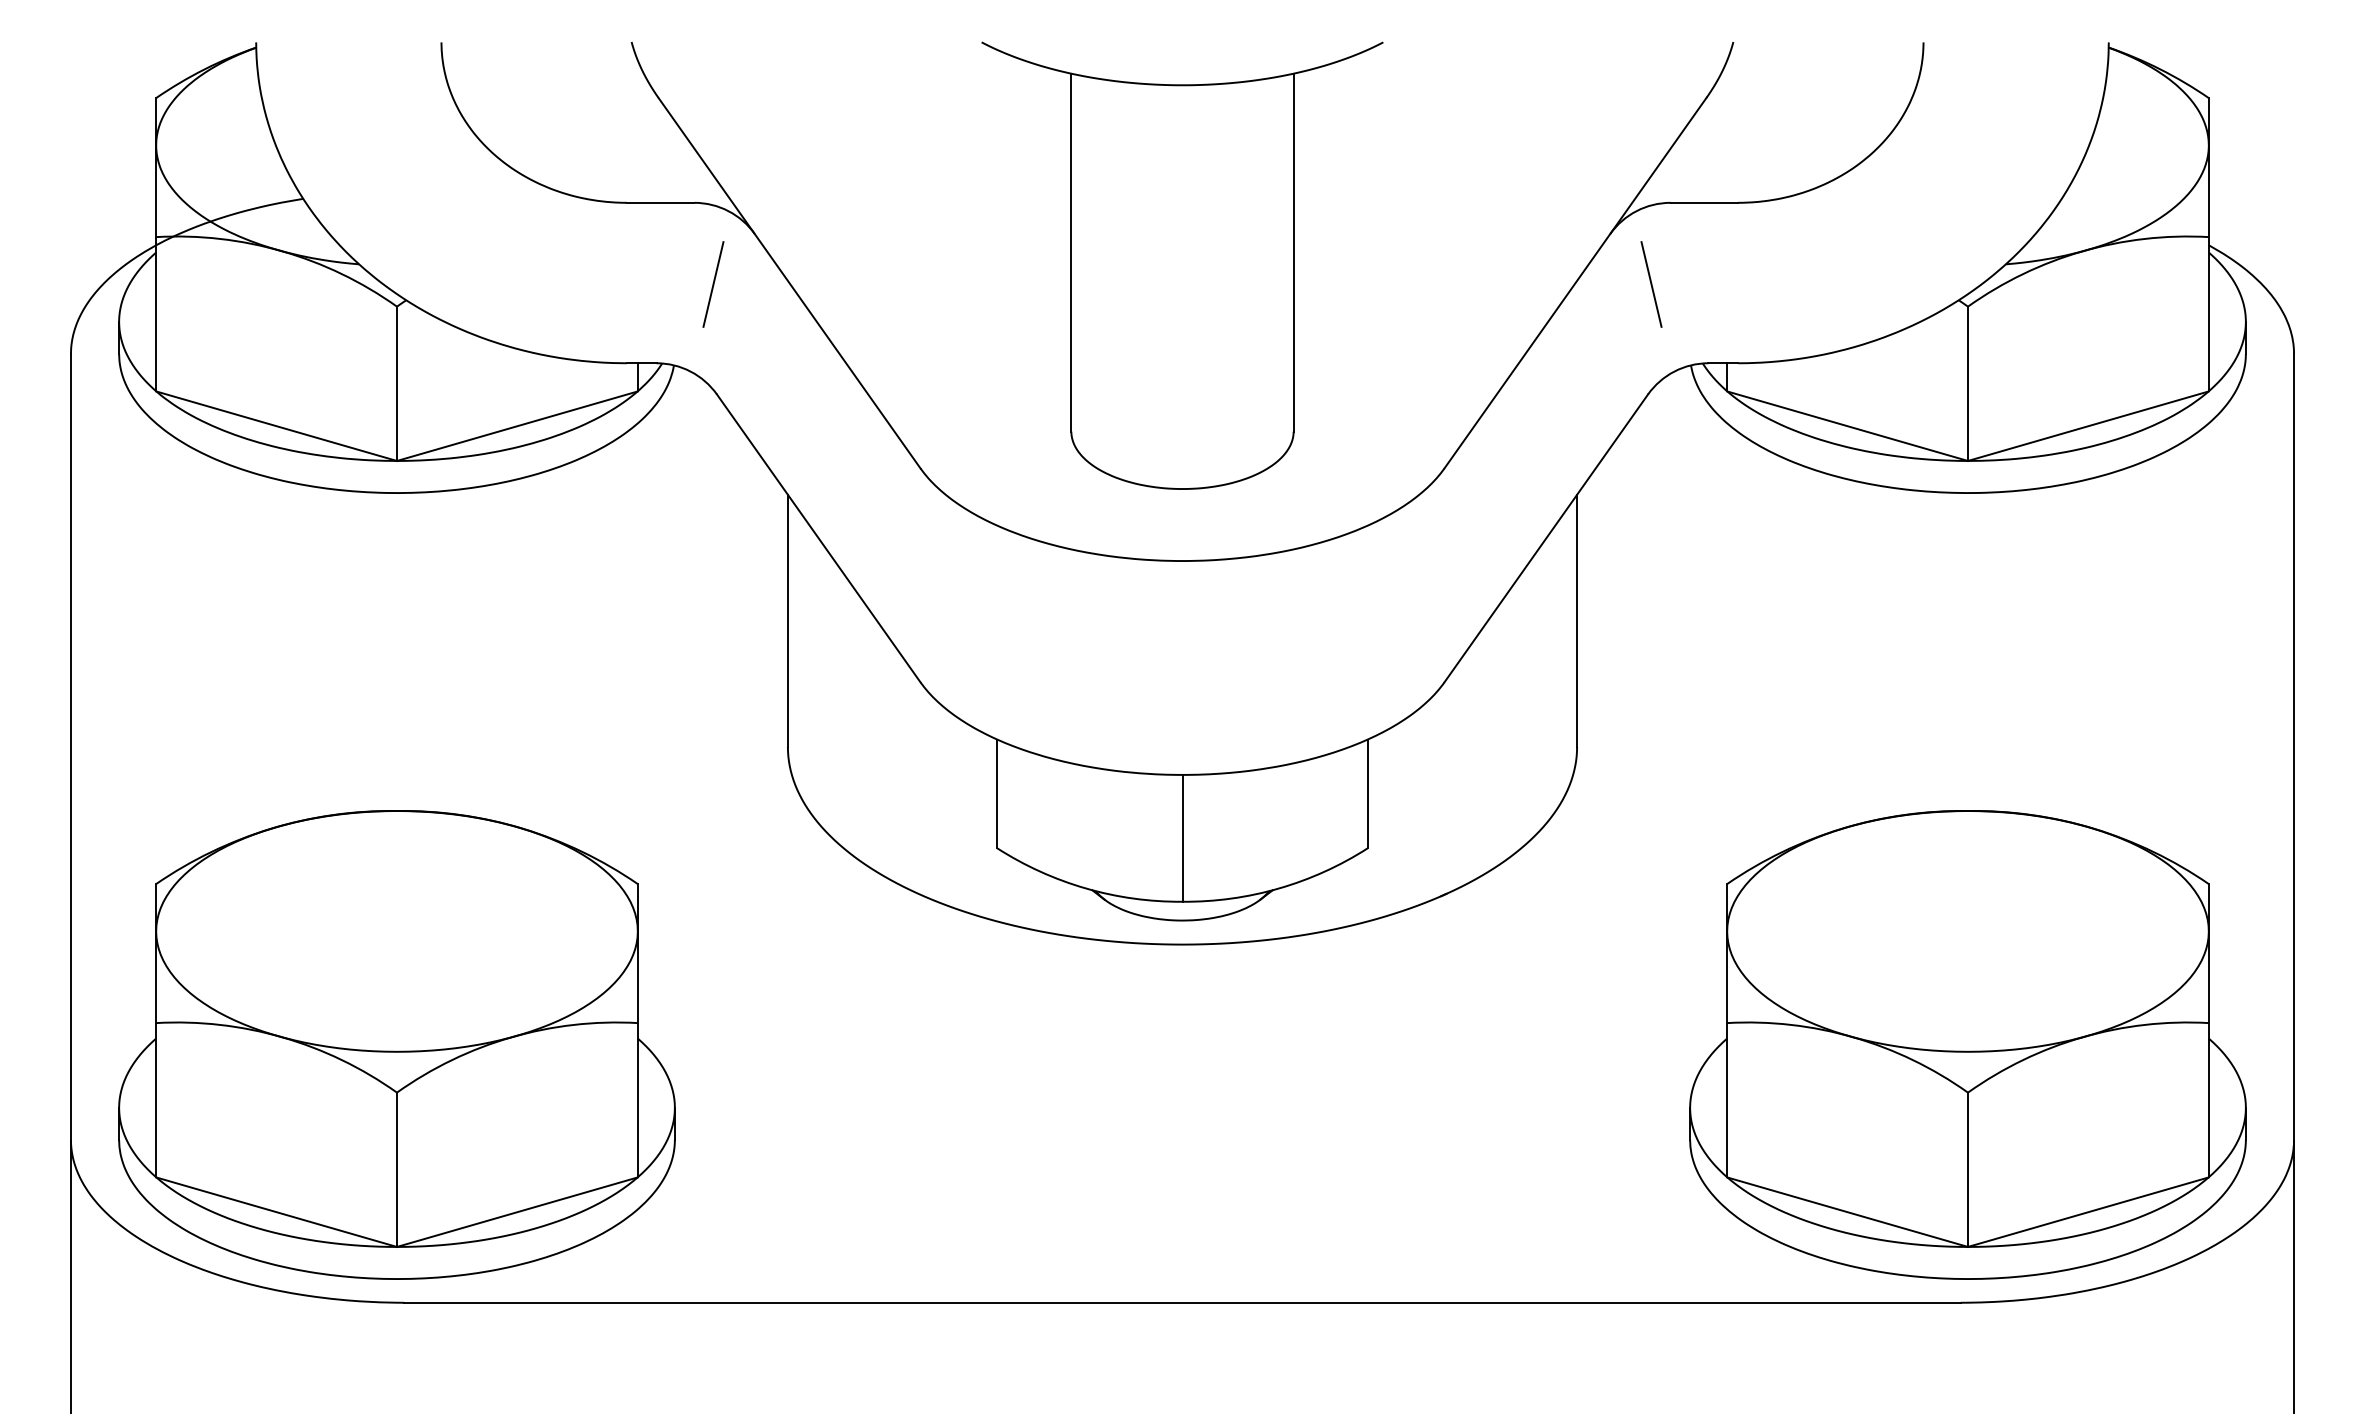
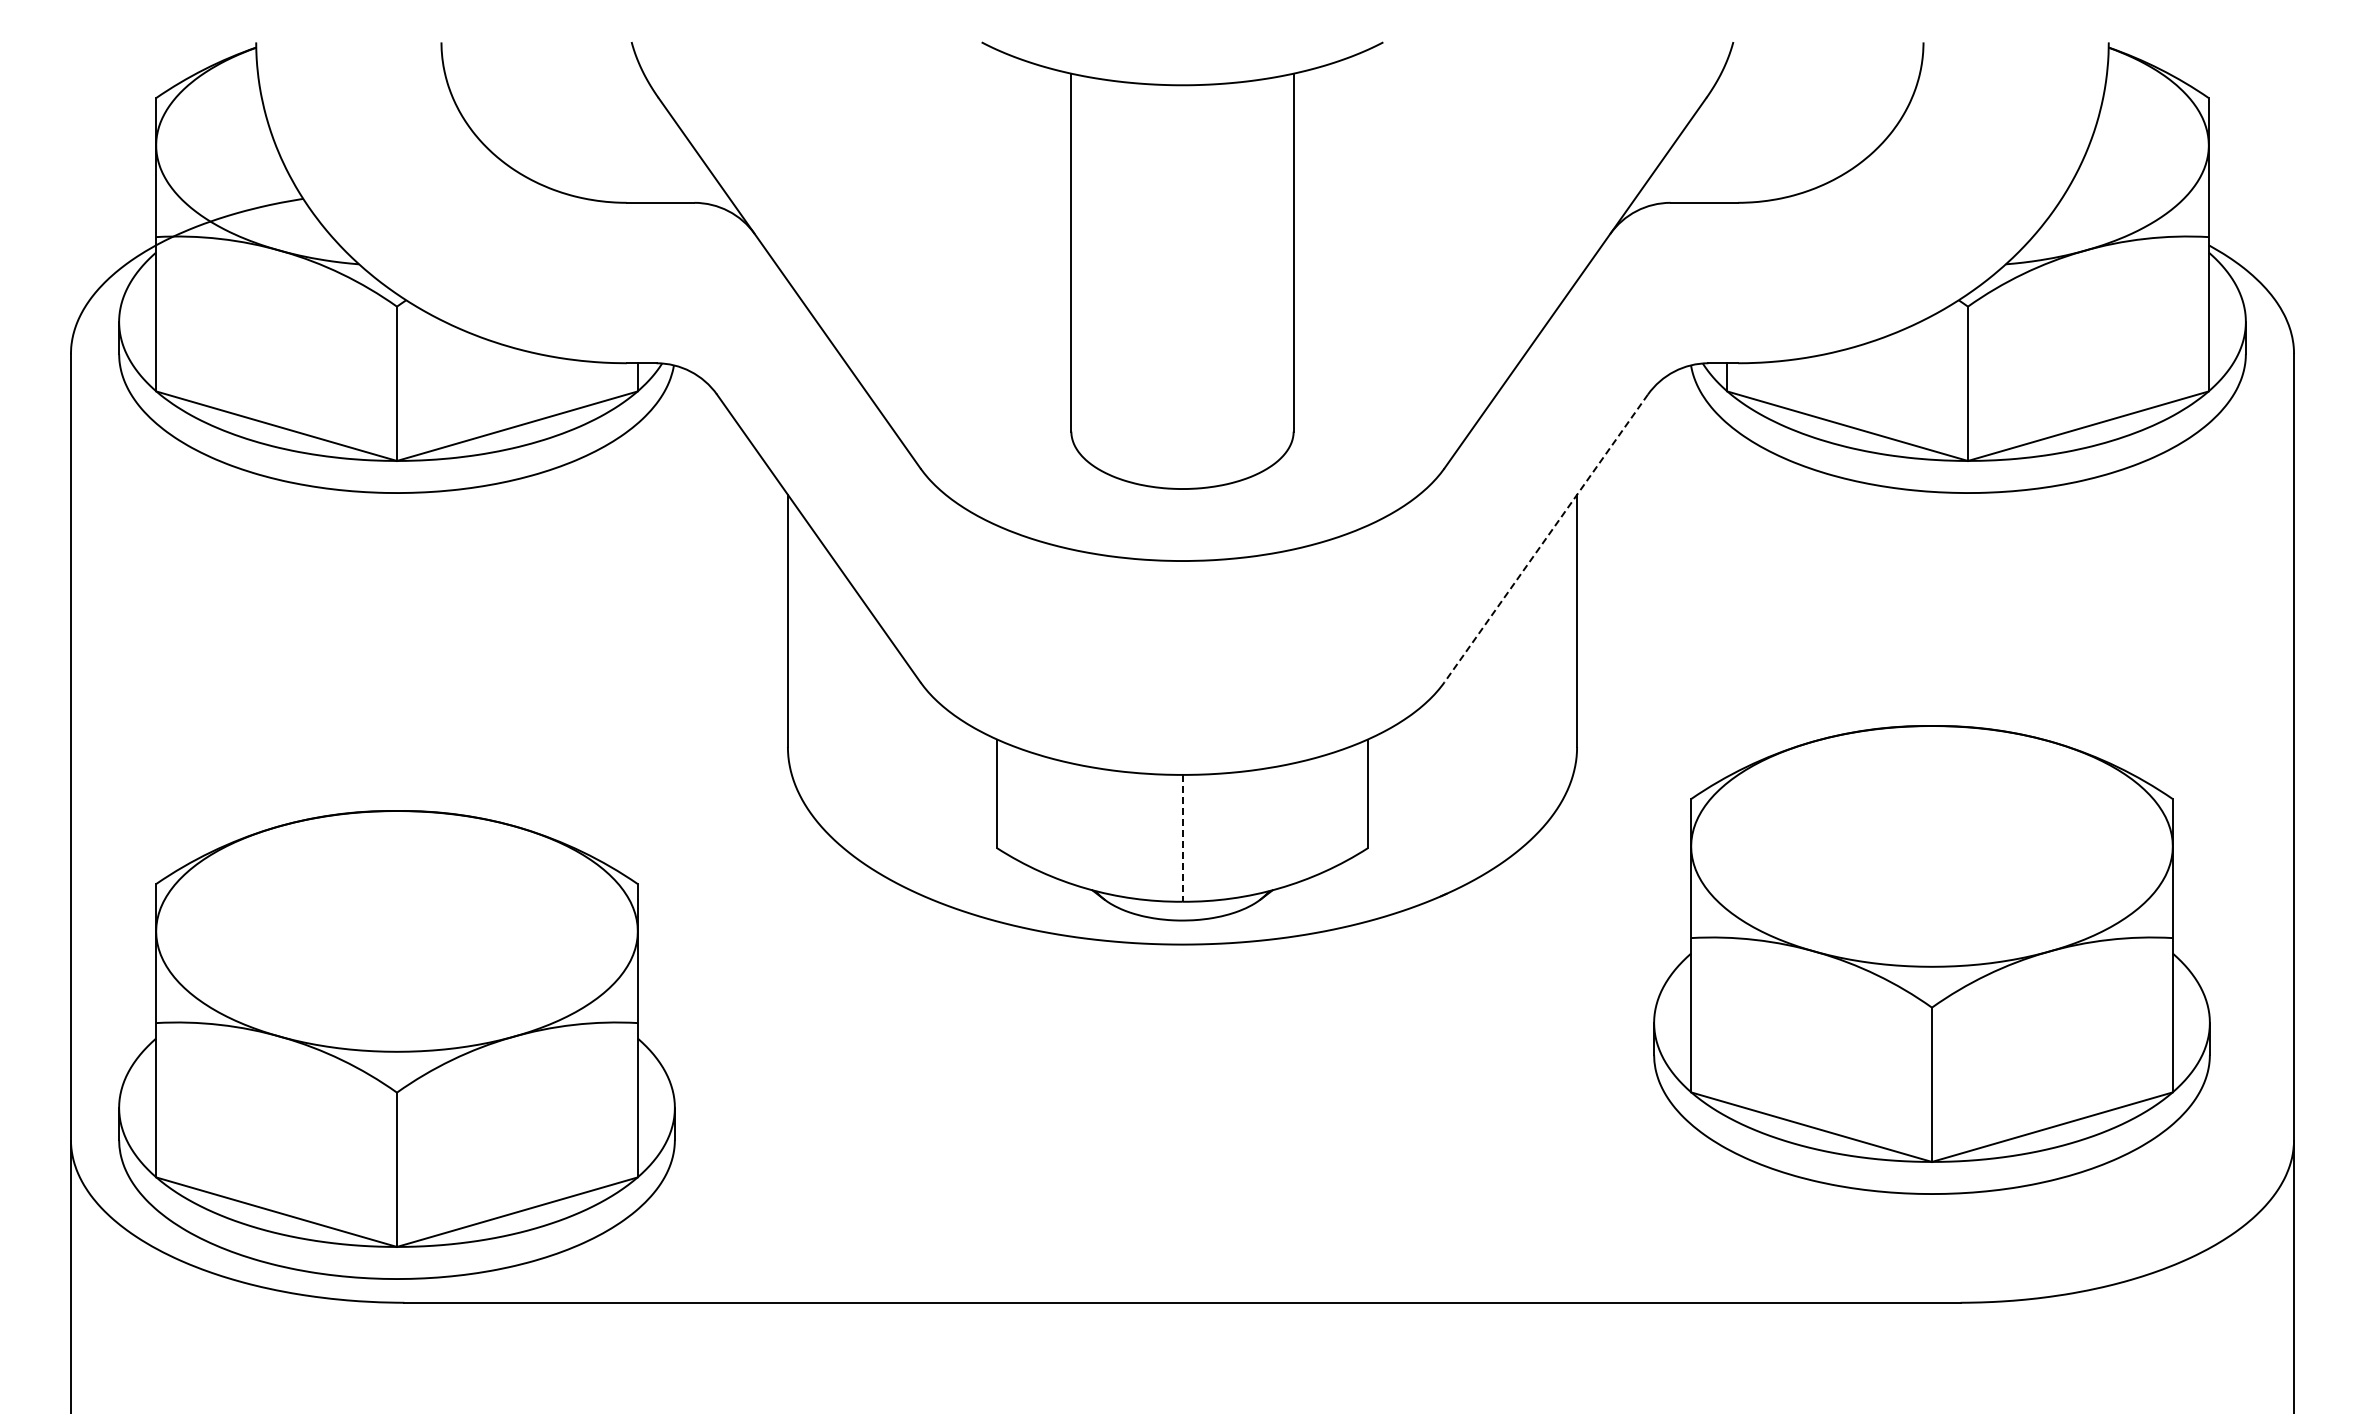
line: present -> none (713, 284)
line: present -> none (1651, 284)
line: solid -> dashed (1545, 538)
line: solid -> dashed (1182, 838)
part position: (1967, 1044) -> (1931, 959) (1931, 959)
